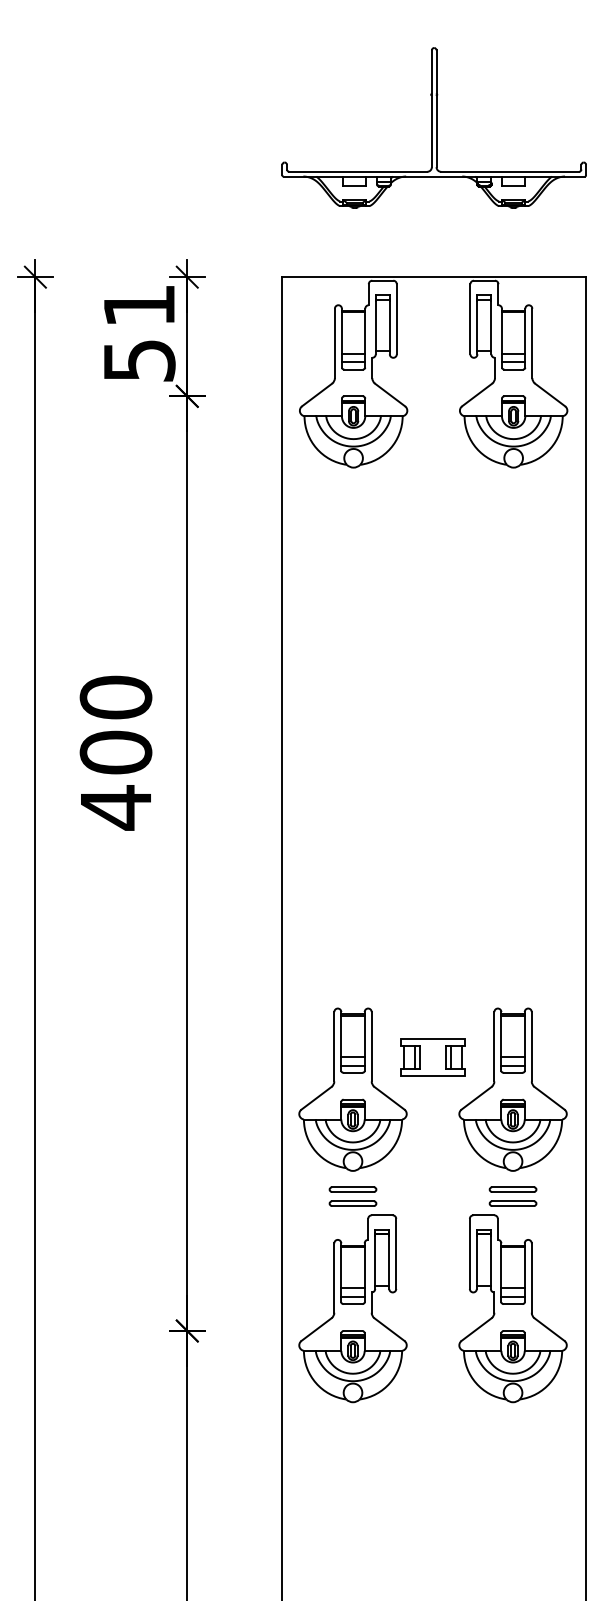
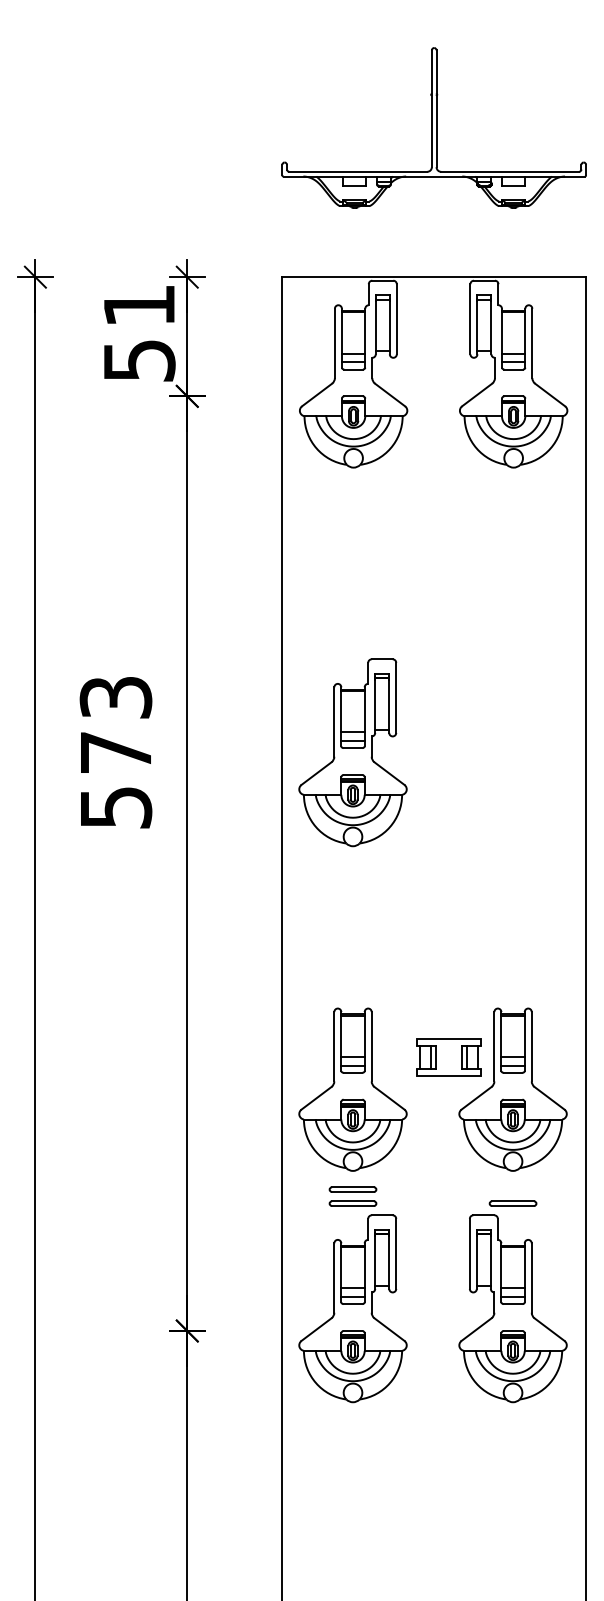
text: 400 -> 573 (115, 752)
part: none -> present (352, 752)
part position: (432, 1057) -> (448, 1057) (448, 1057)
part: present -> none (512, 1189)
